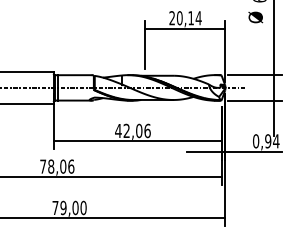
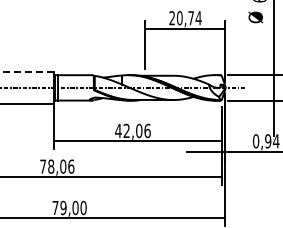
text: 20,14 -> 20,74 (190, 18)
line: solid -> dashed (26, 71)
